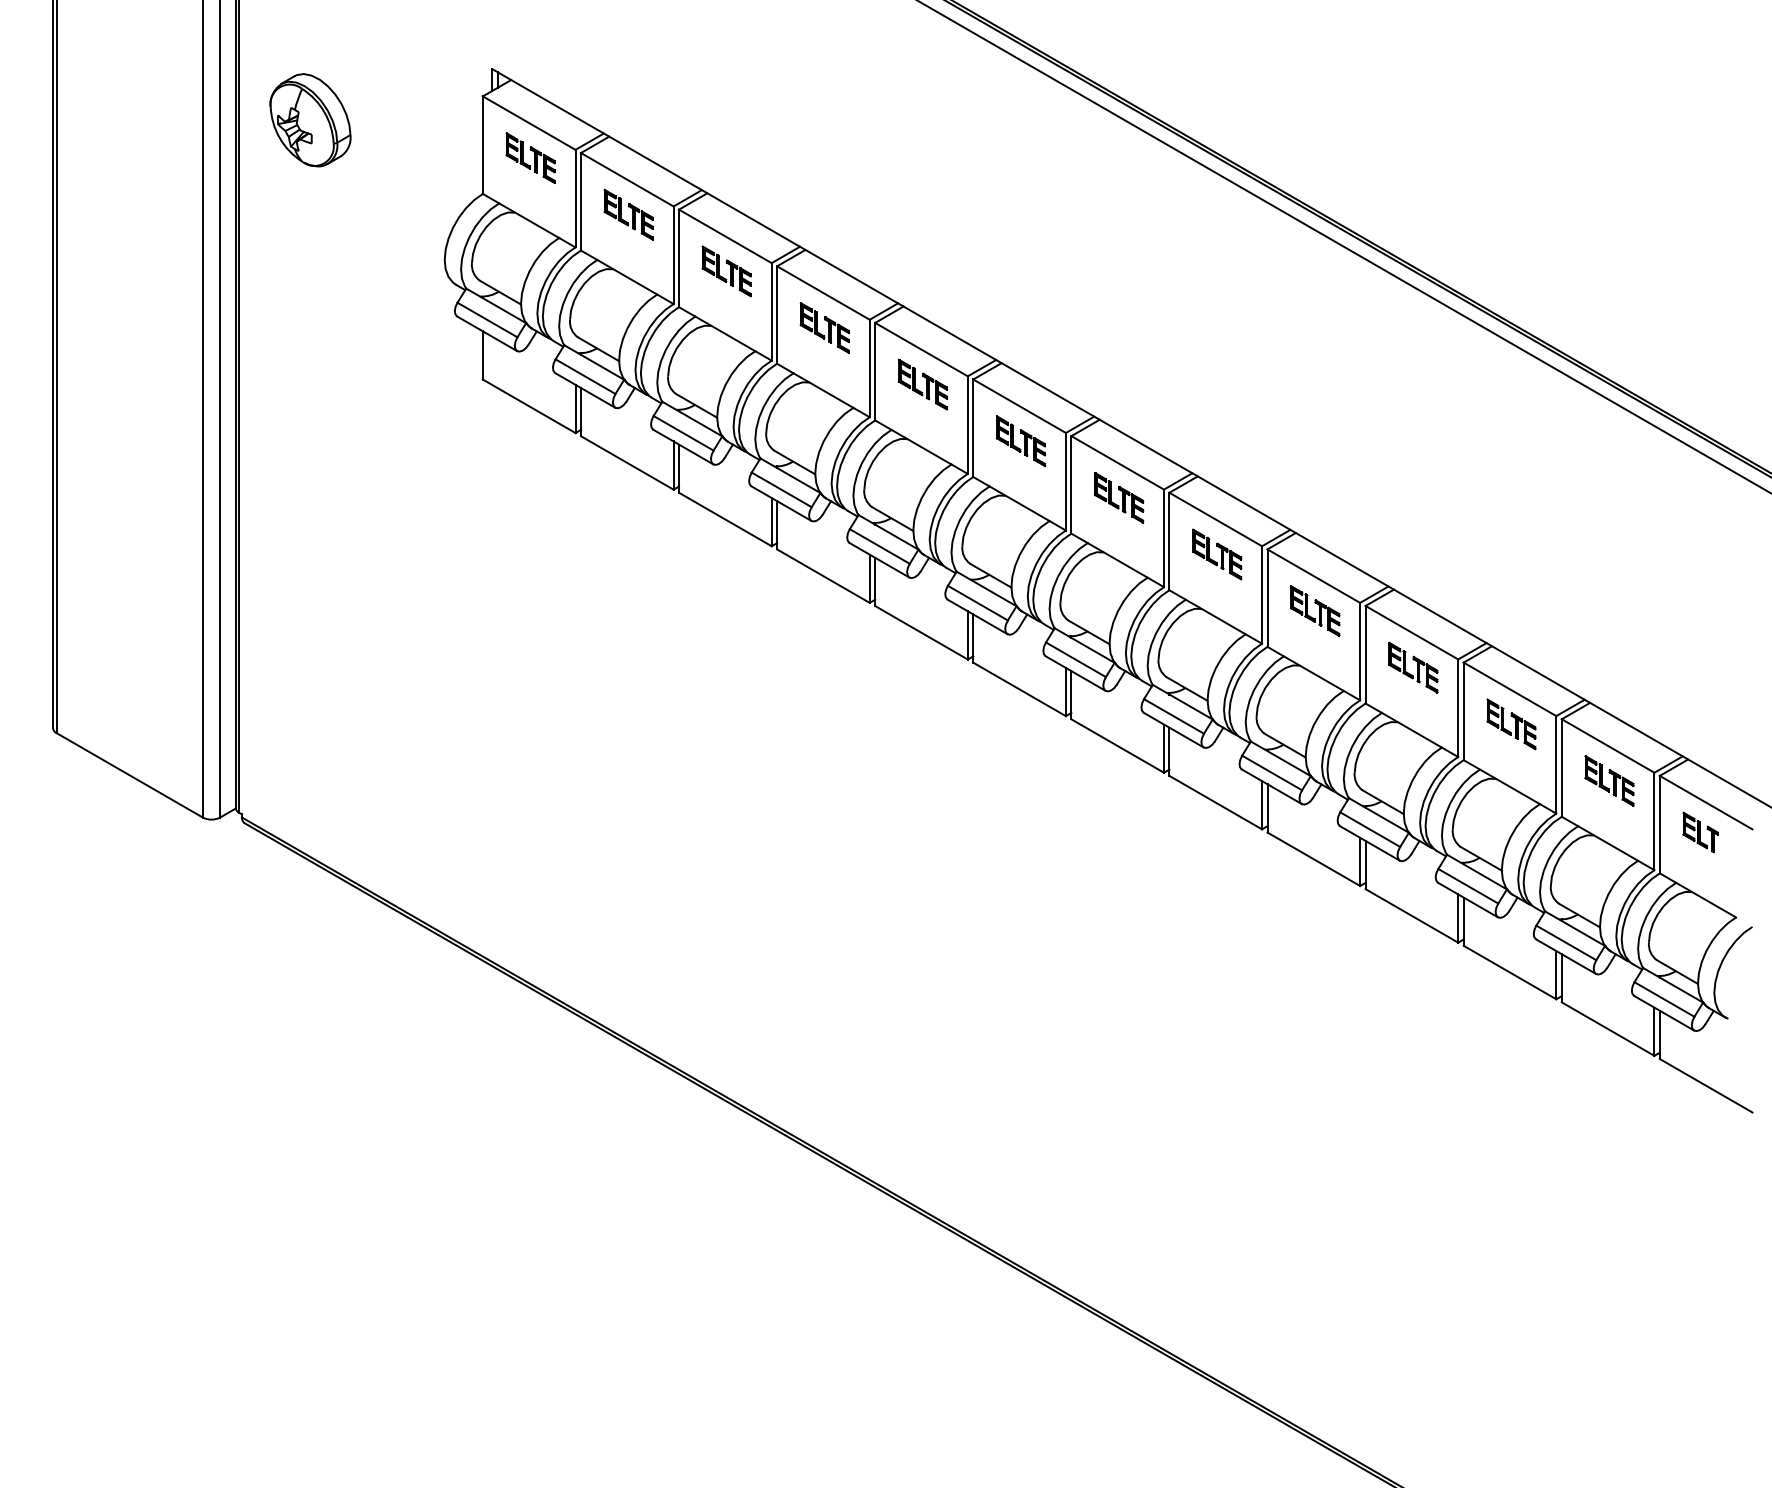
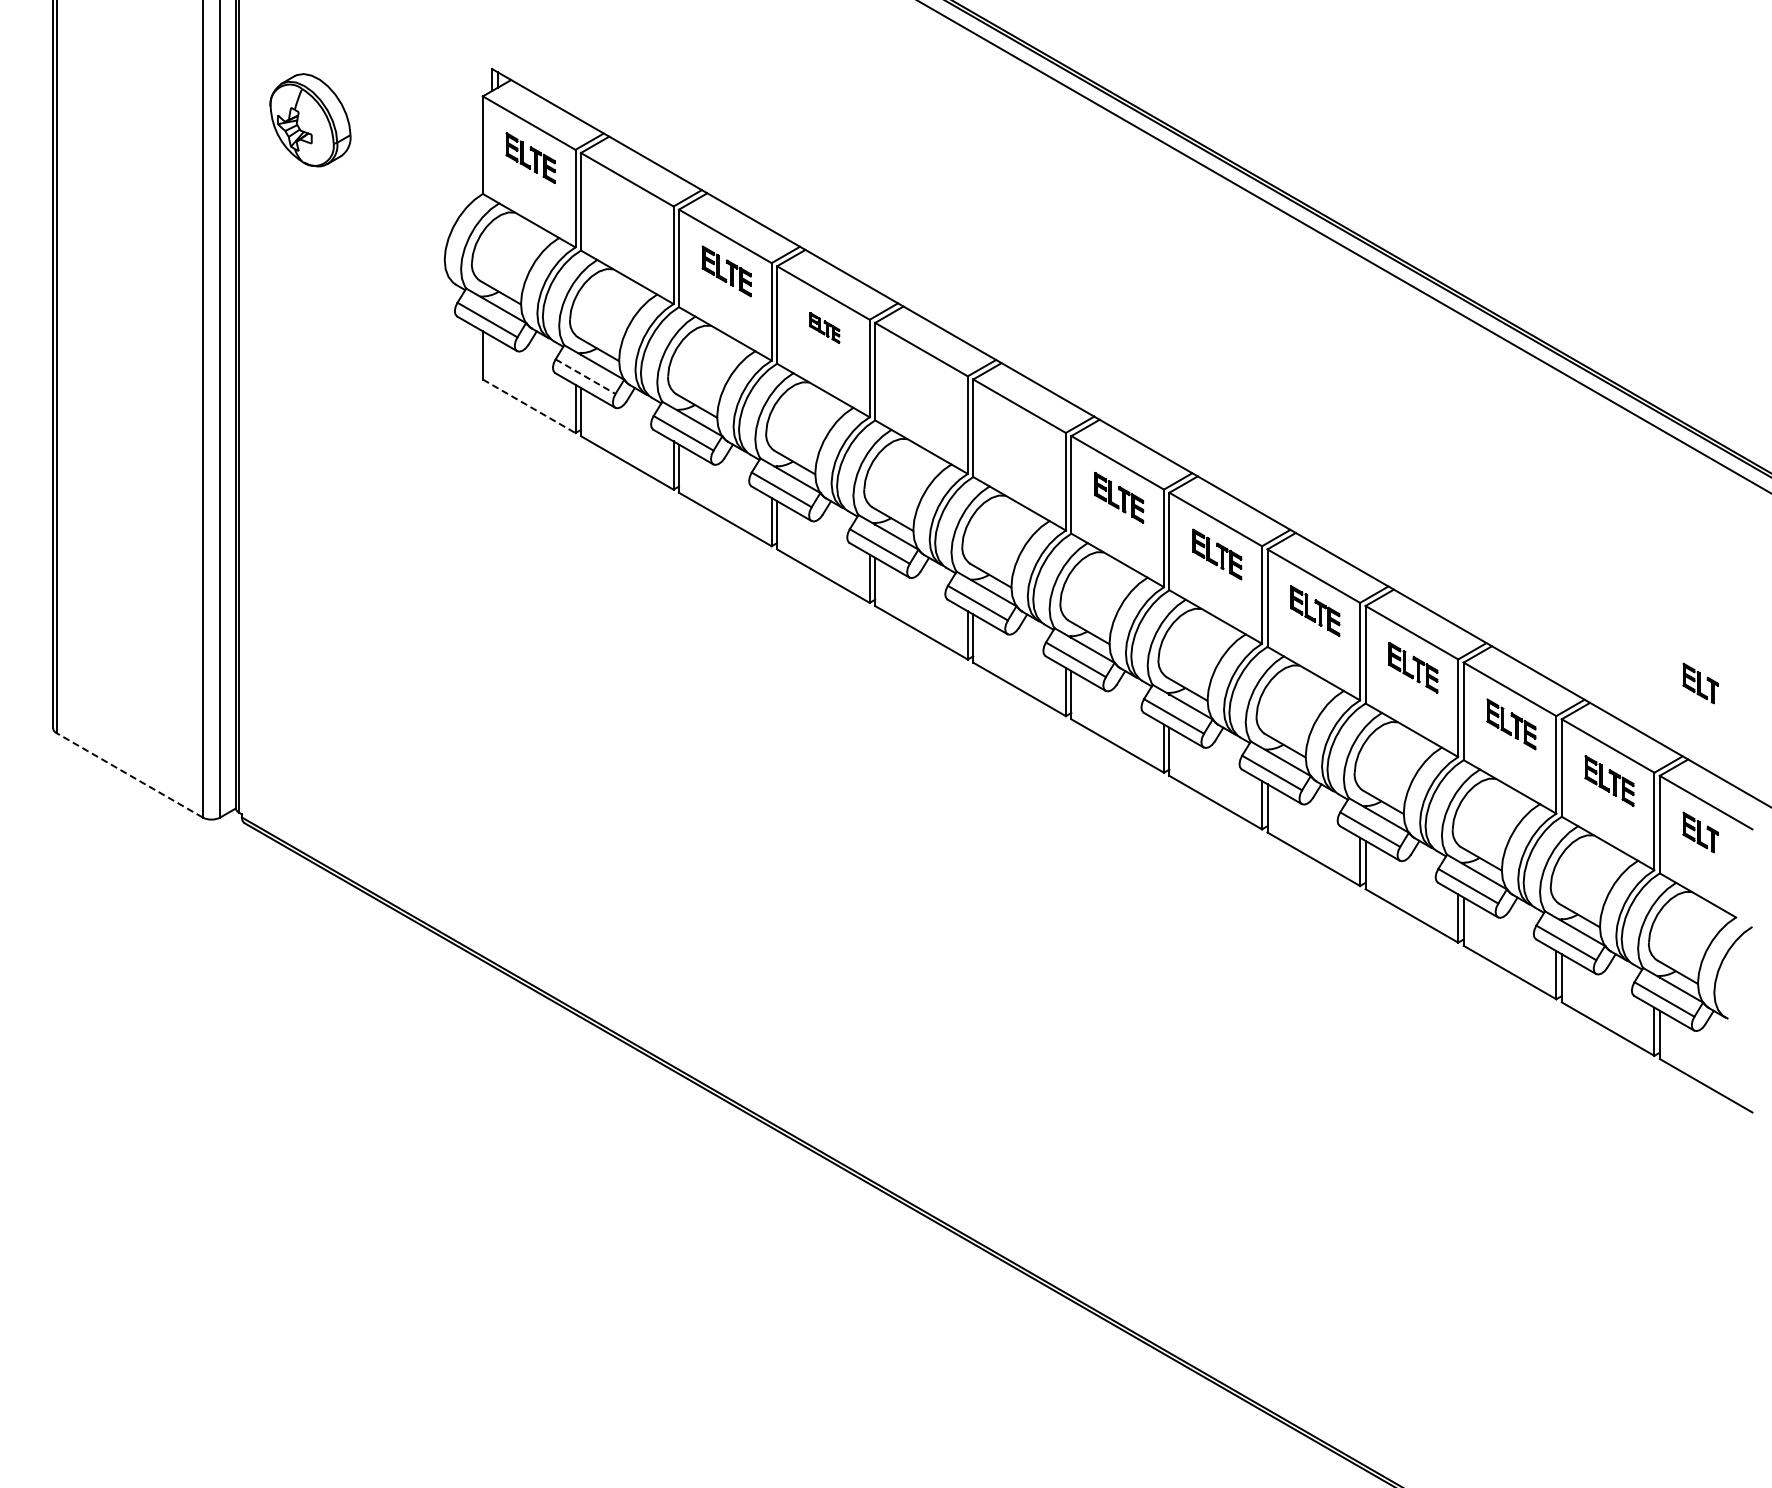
part: present -> none (628, 214)
part size: 51x52 px -> 32x32 px (824, 327)
line: solid -> dashed (585, 376)
part: present -> none (922, 384)
line: solid -> dashed (529, 406)
part: present -> none (1021, 441)
part: none -> present (1700, 683)
line: solid -> dashed (129, 775)
